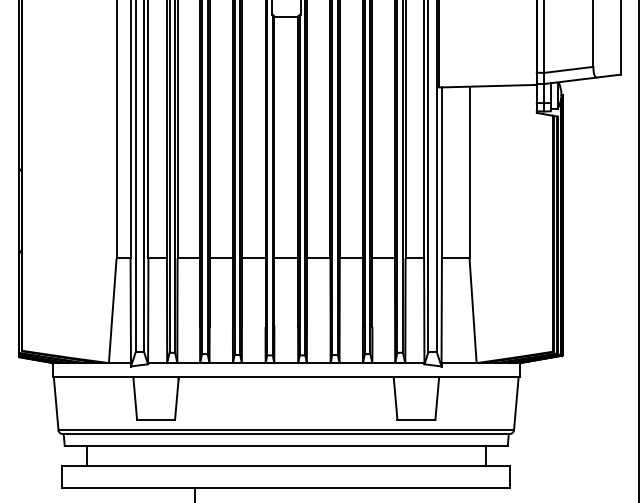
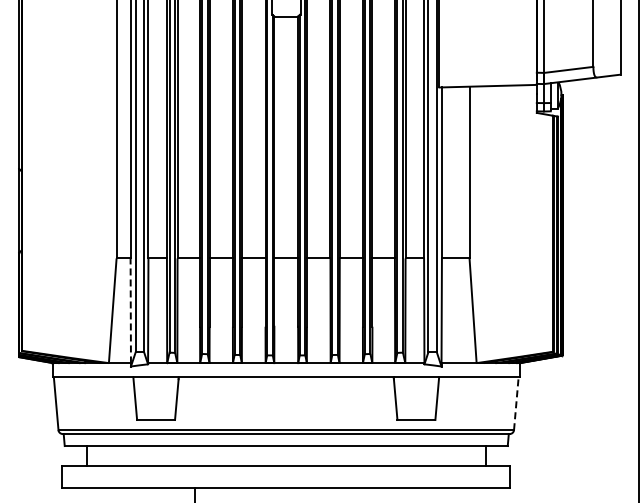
line: solid -> dashed (130, 309)
line: solid -> dashed (516, 403)
